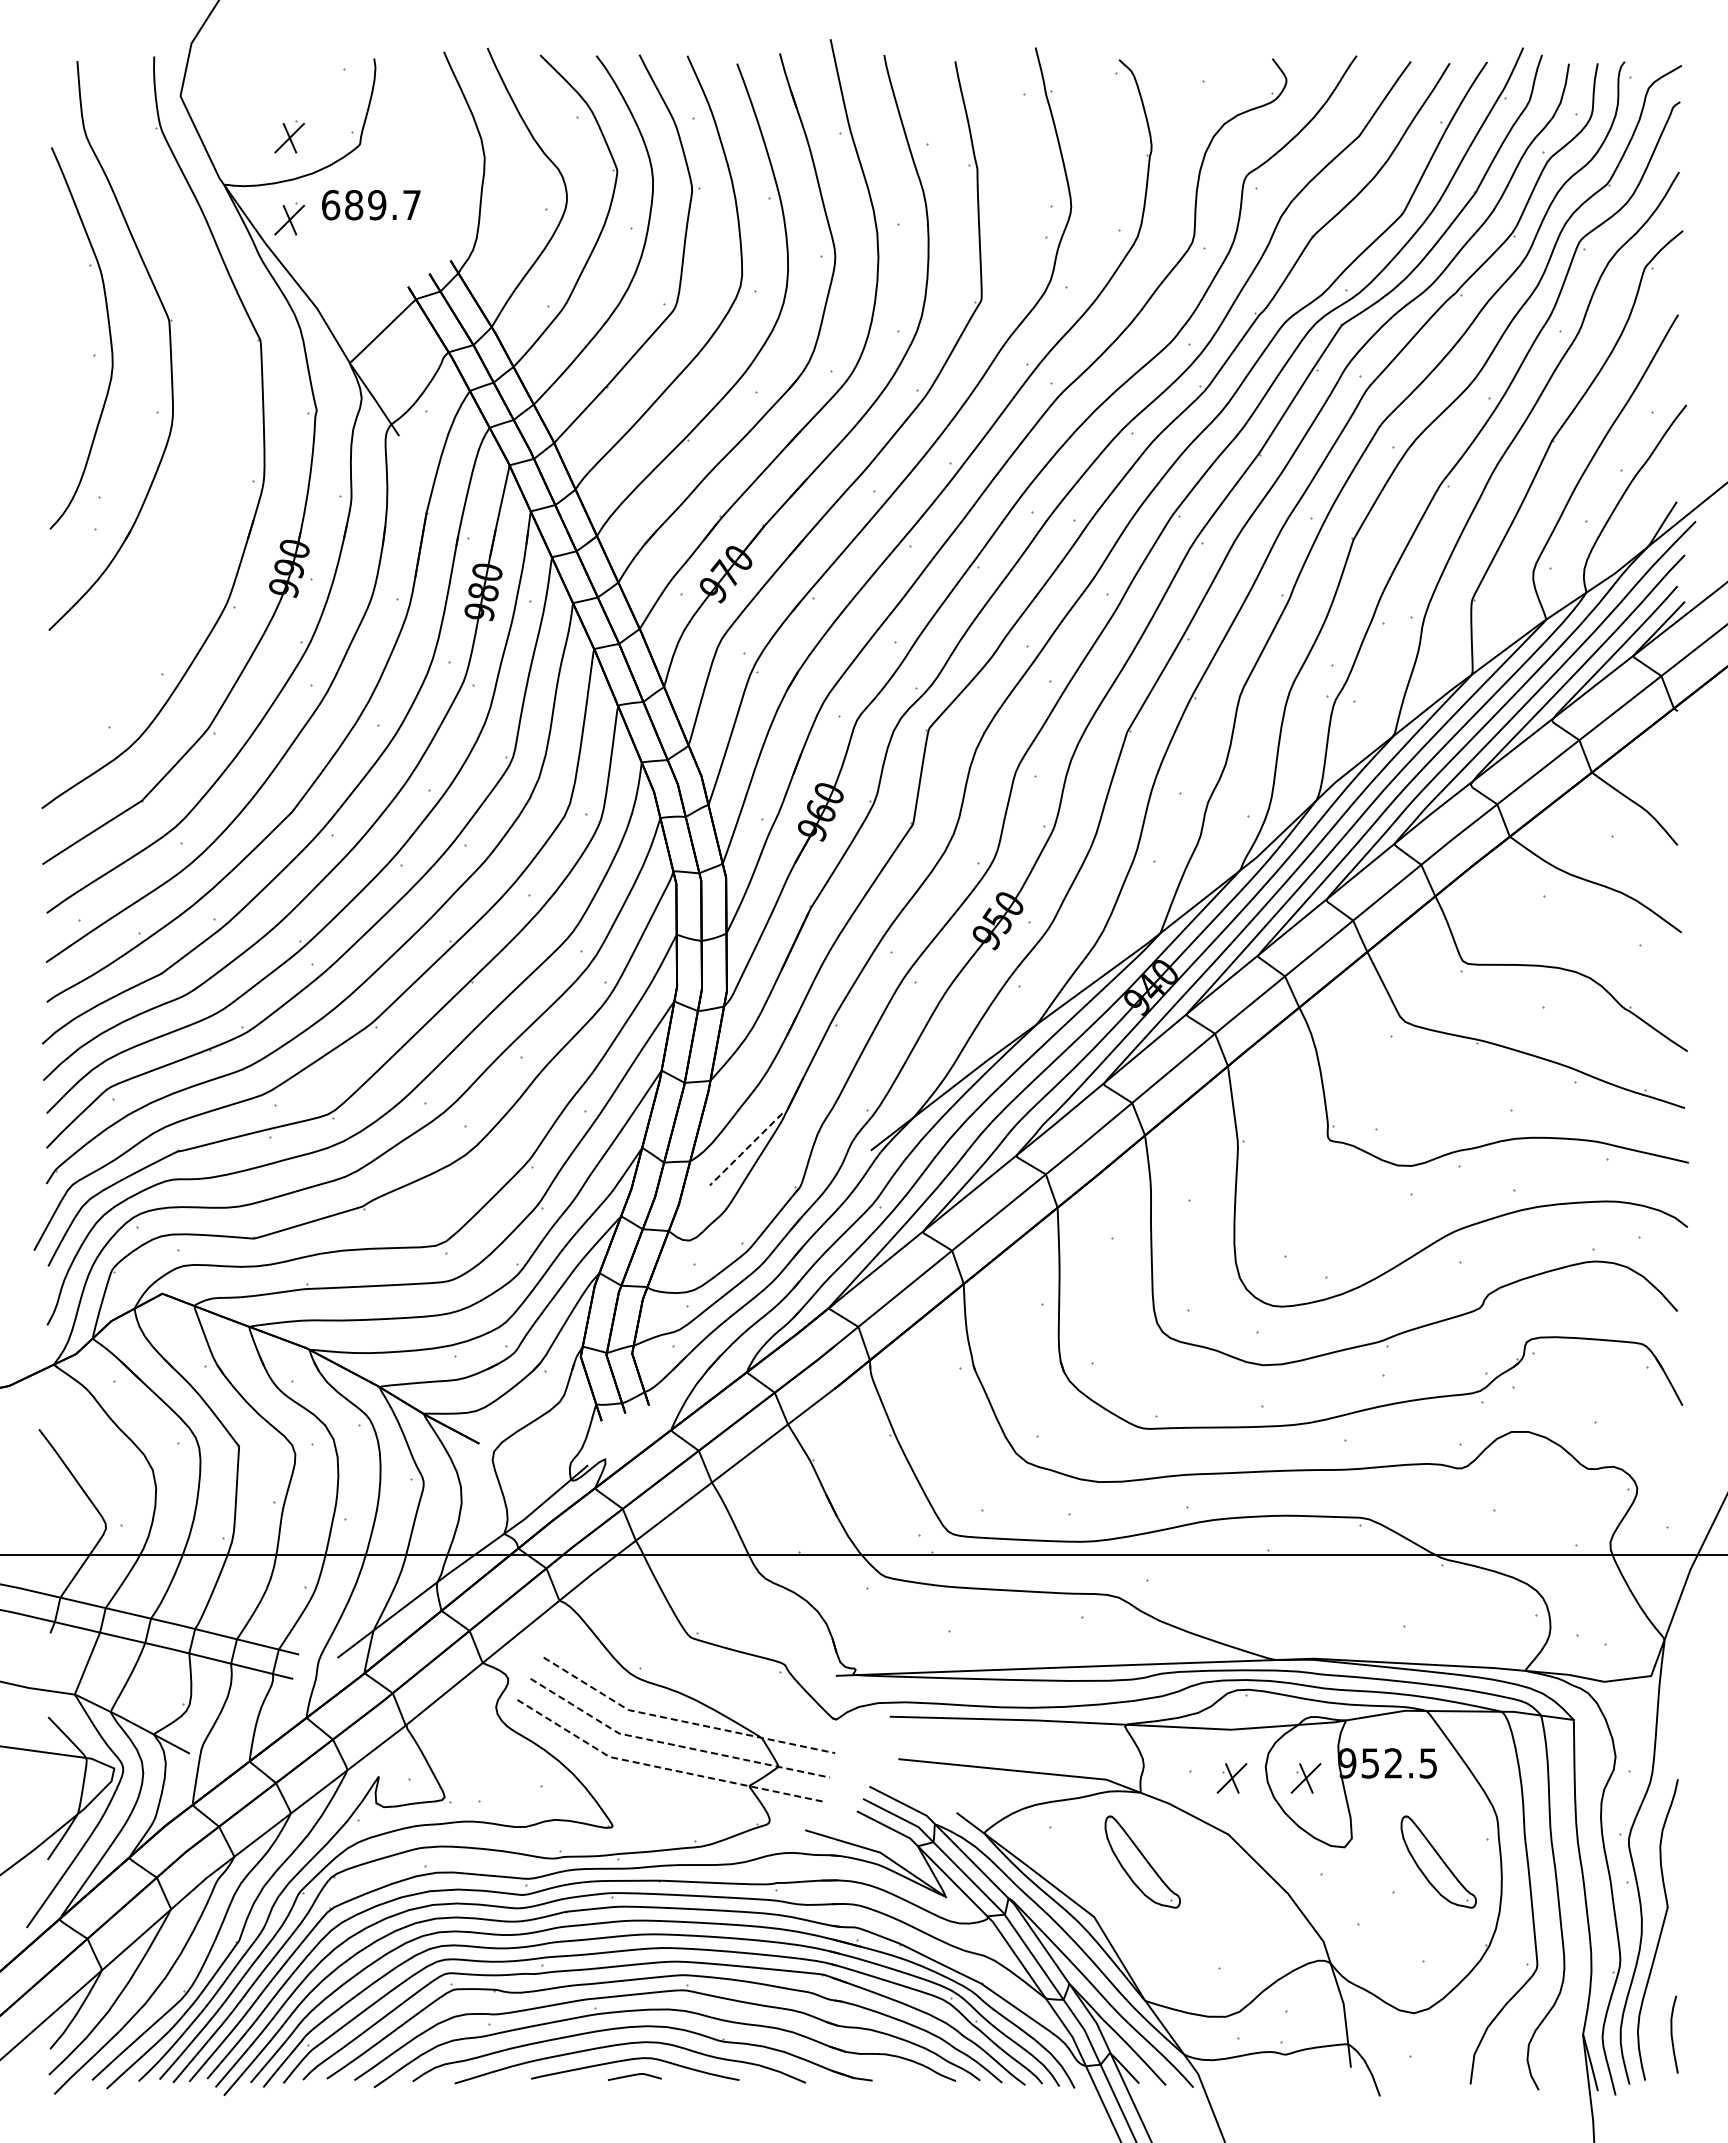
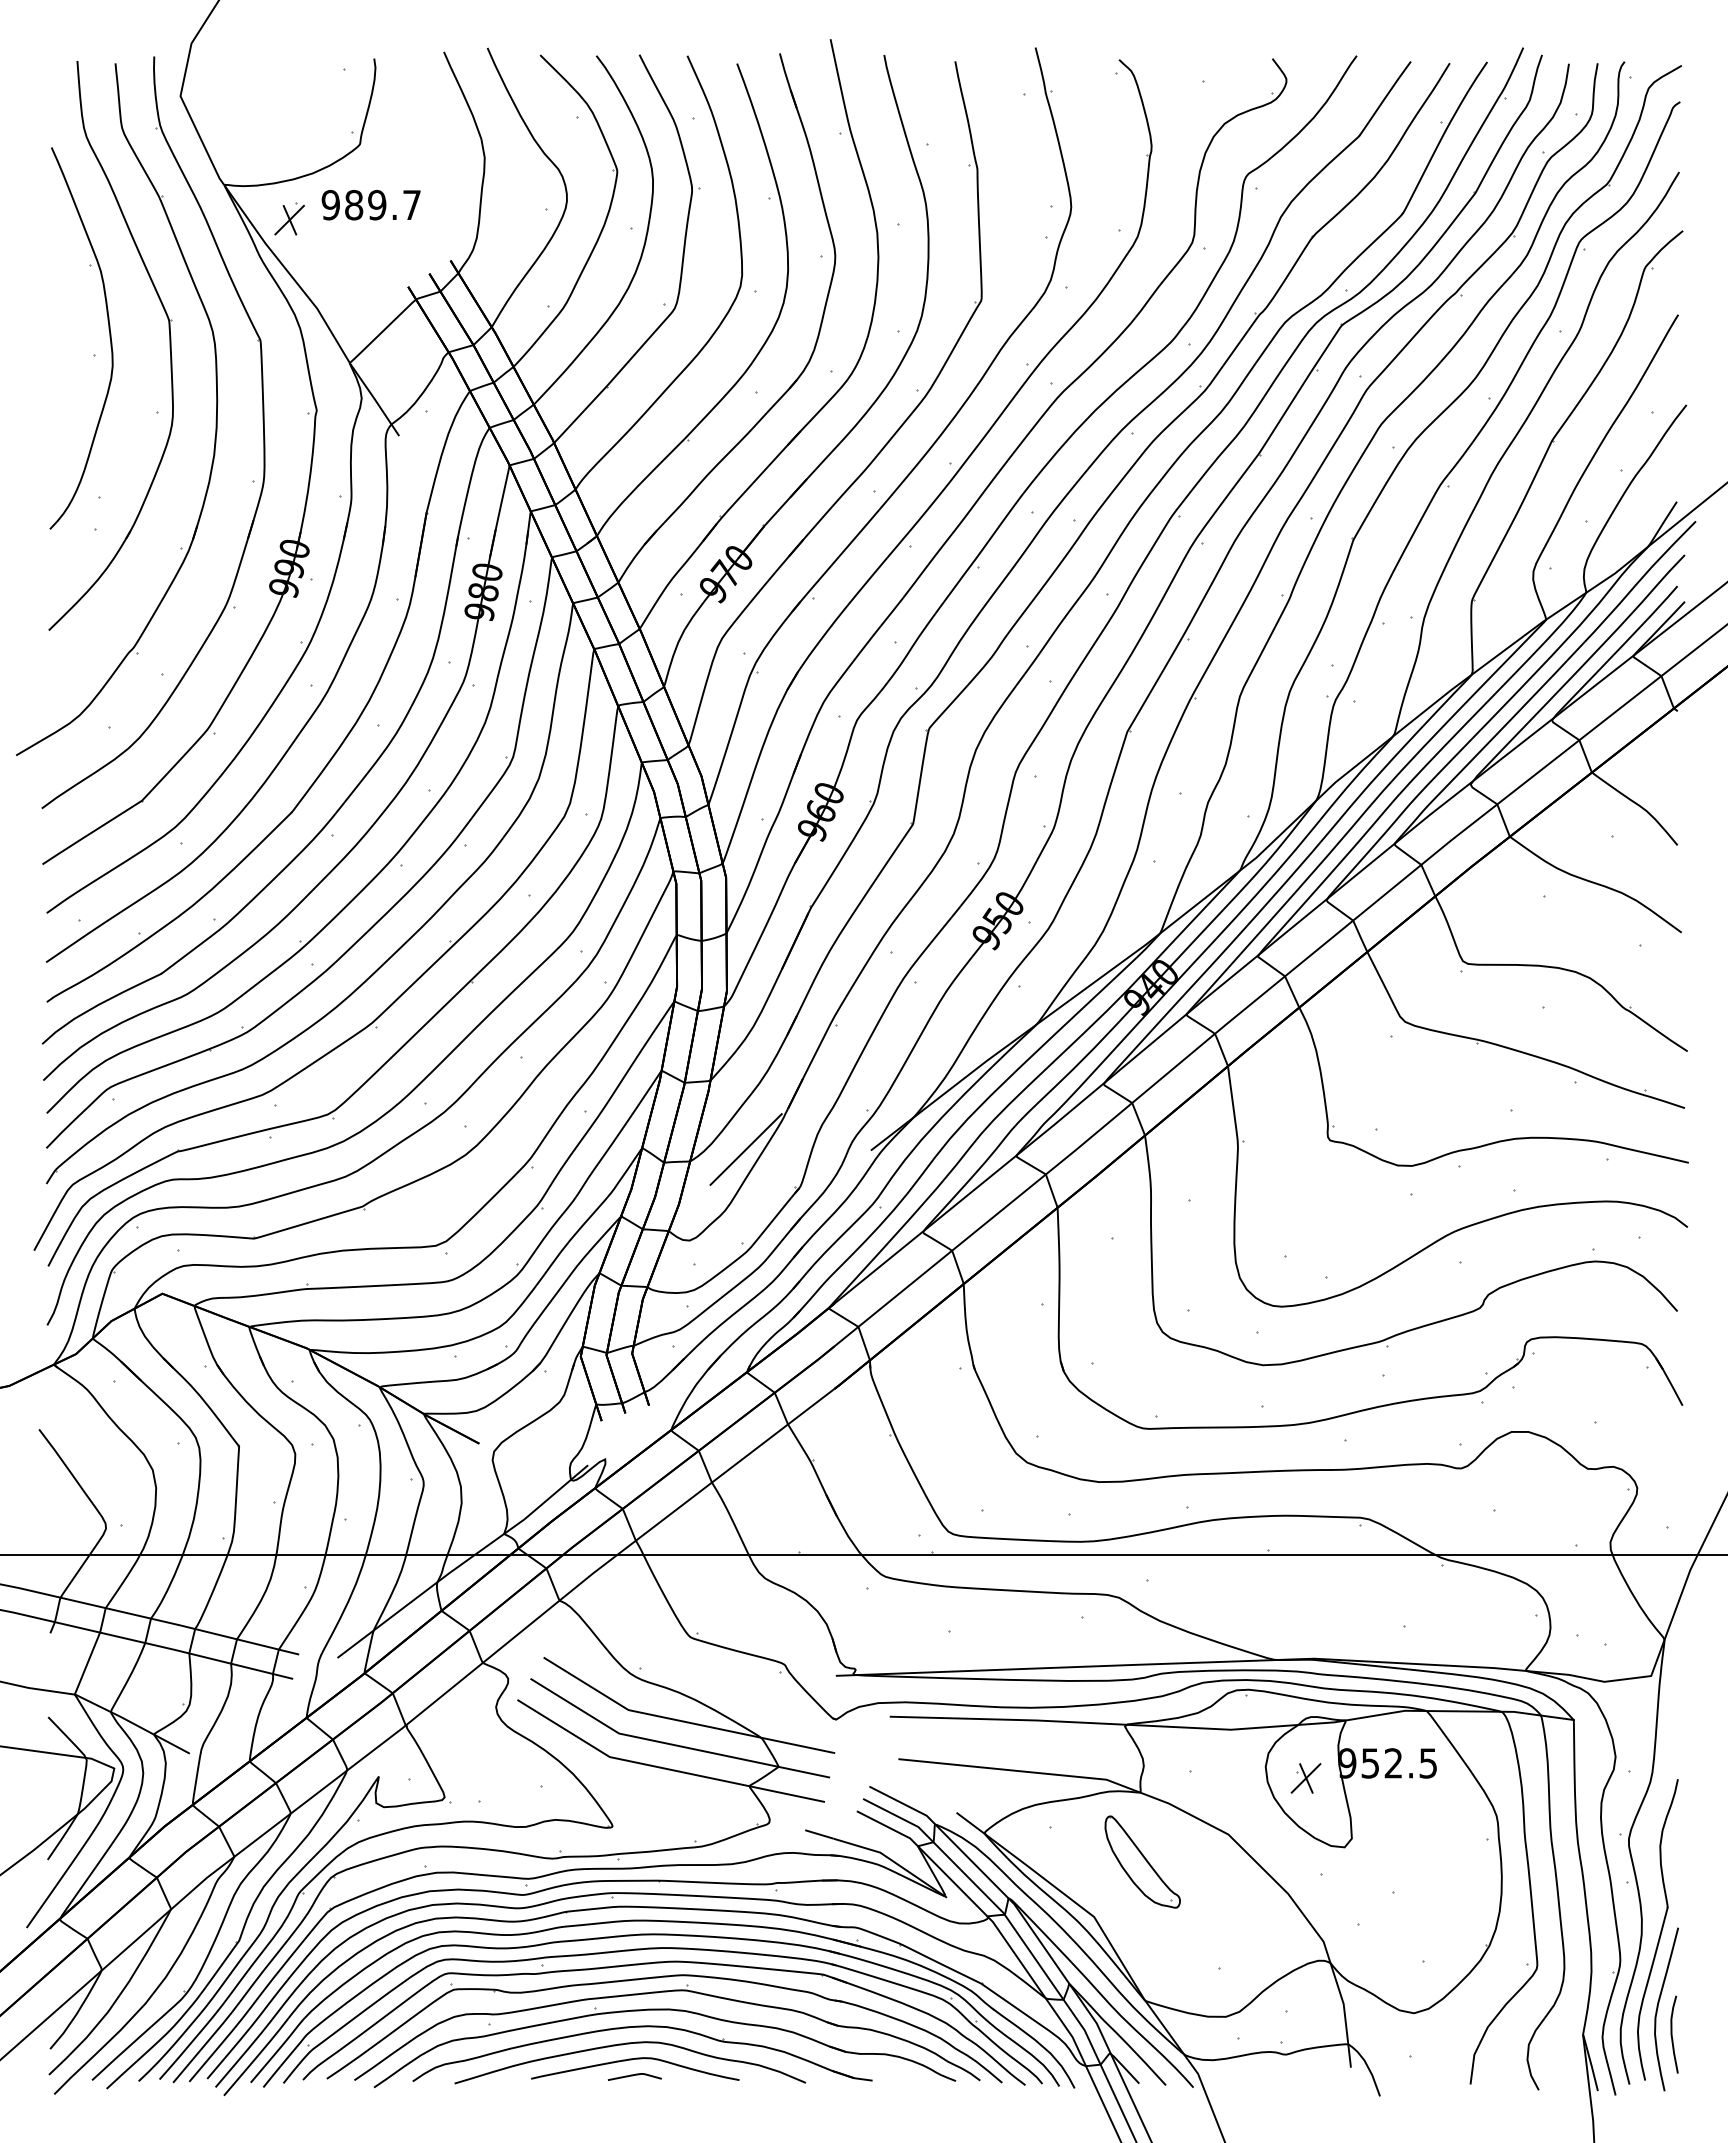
part: present -> none (289, 136)
text: 689.7 -> 989.7 (330, 204)
part: none -> present (215, 419)
line: dashed -> solid (745, 1149)
line: dashed -> solid (682, 1721)
line: dashed -> solid (672, 1744)
line: dashed -> solid (663, 1768)
part: present -> none (1231, 1778)
part: present -> none (1438, 1861)
curve: none -> present (1658, 2008)
